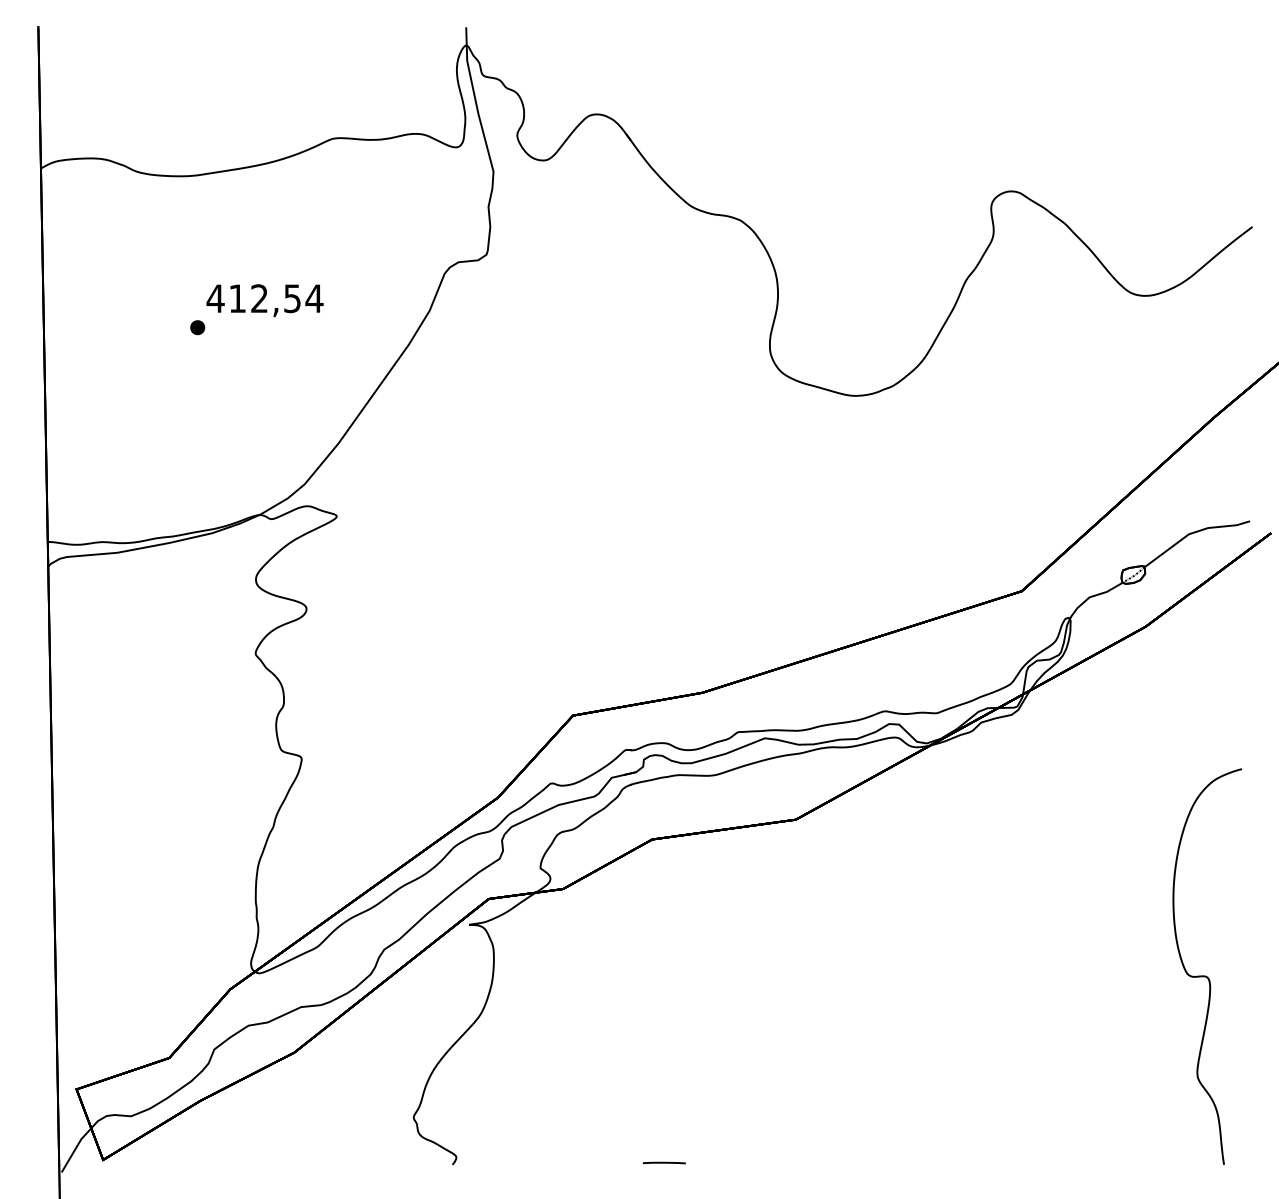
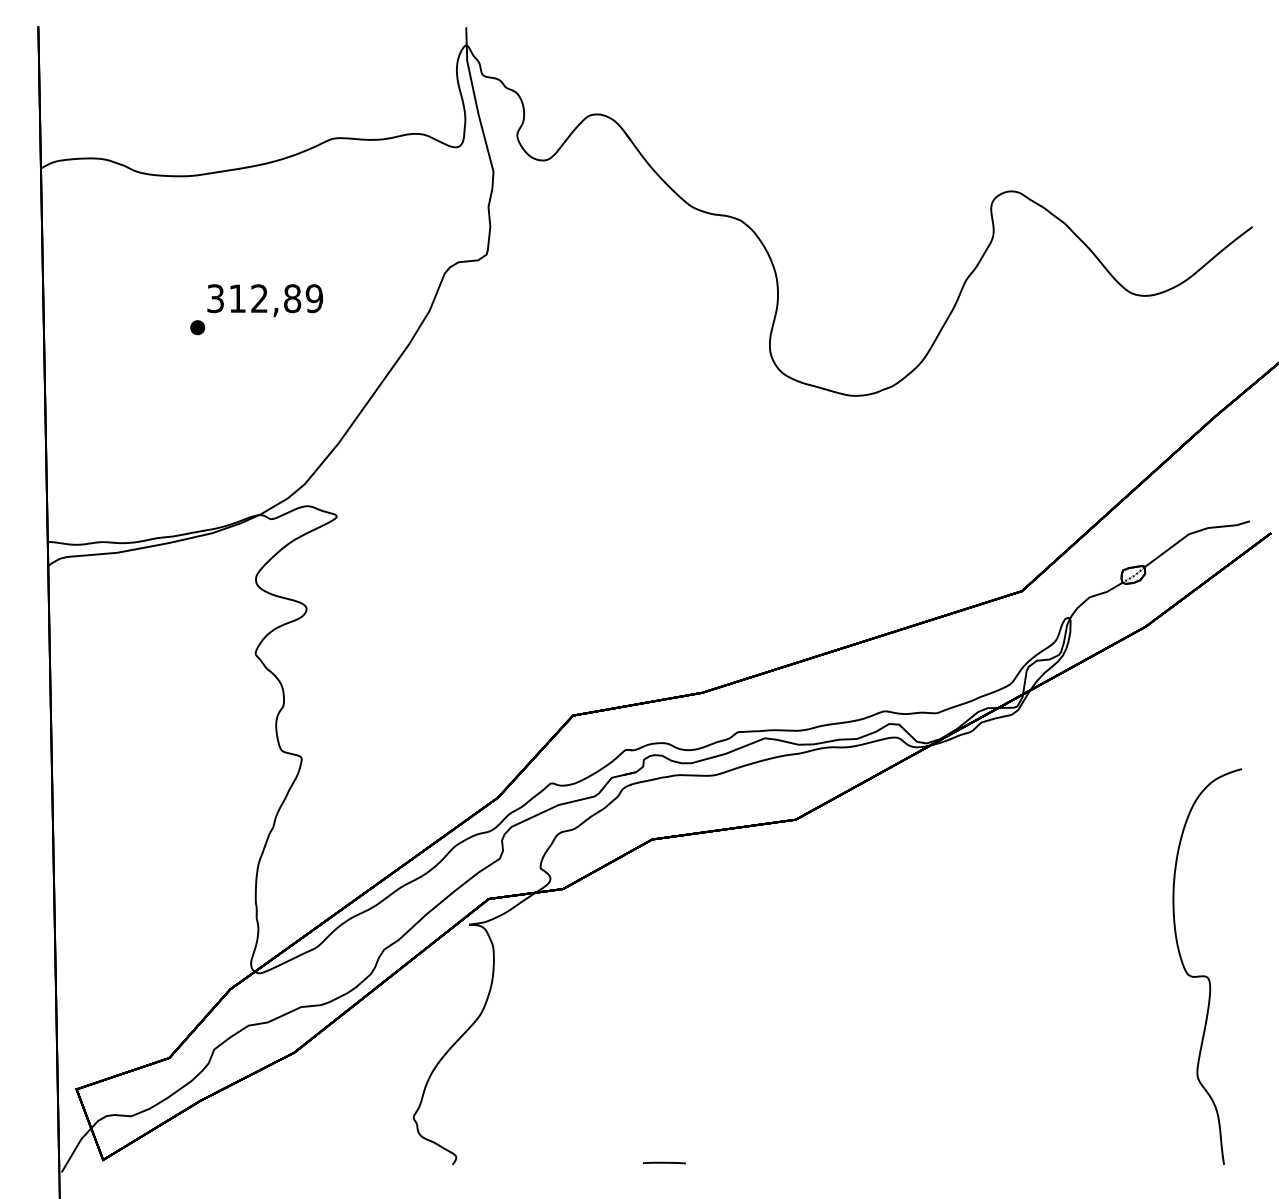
text: 412,54 -> 312,89 (264, 298)
